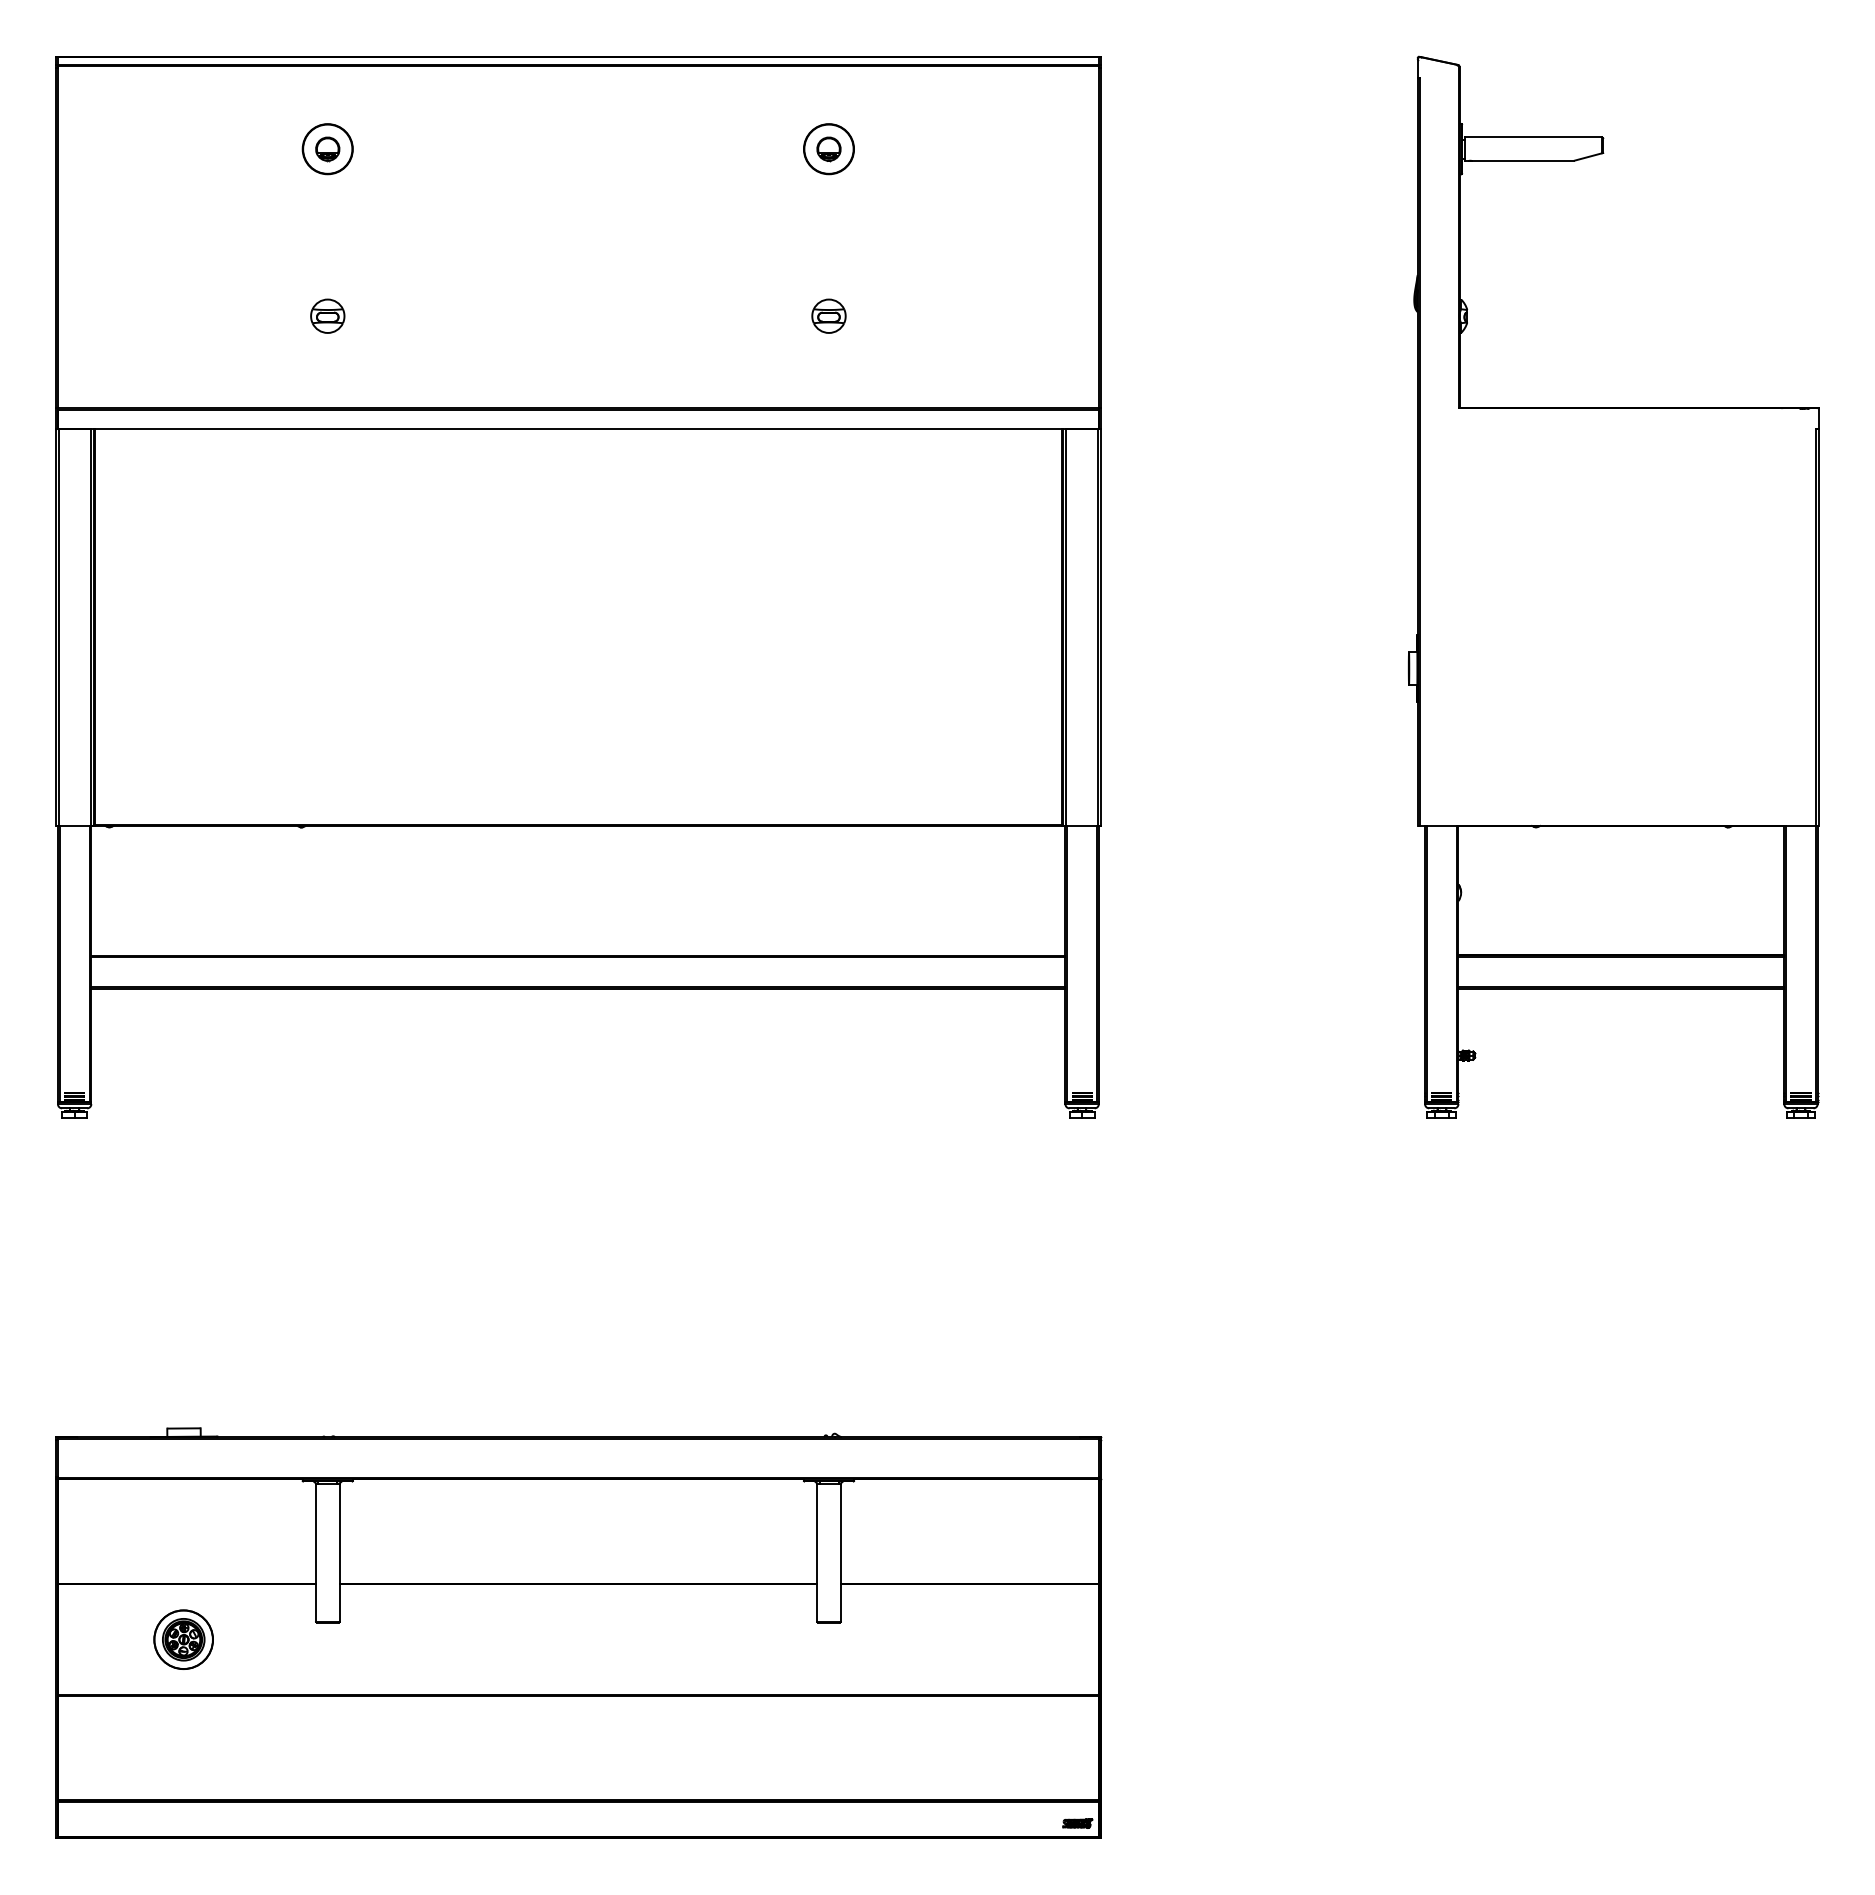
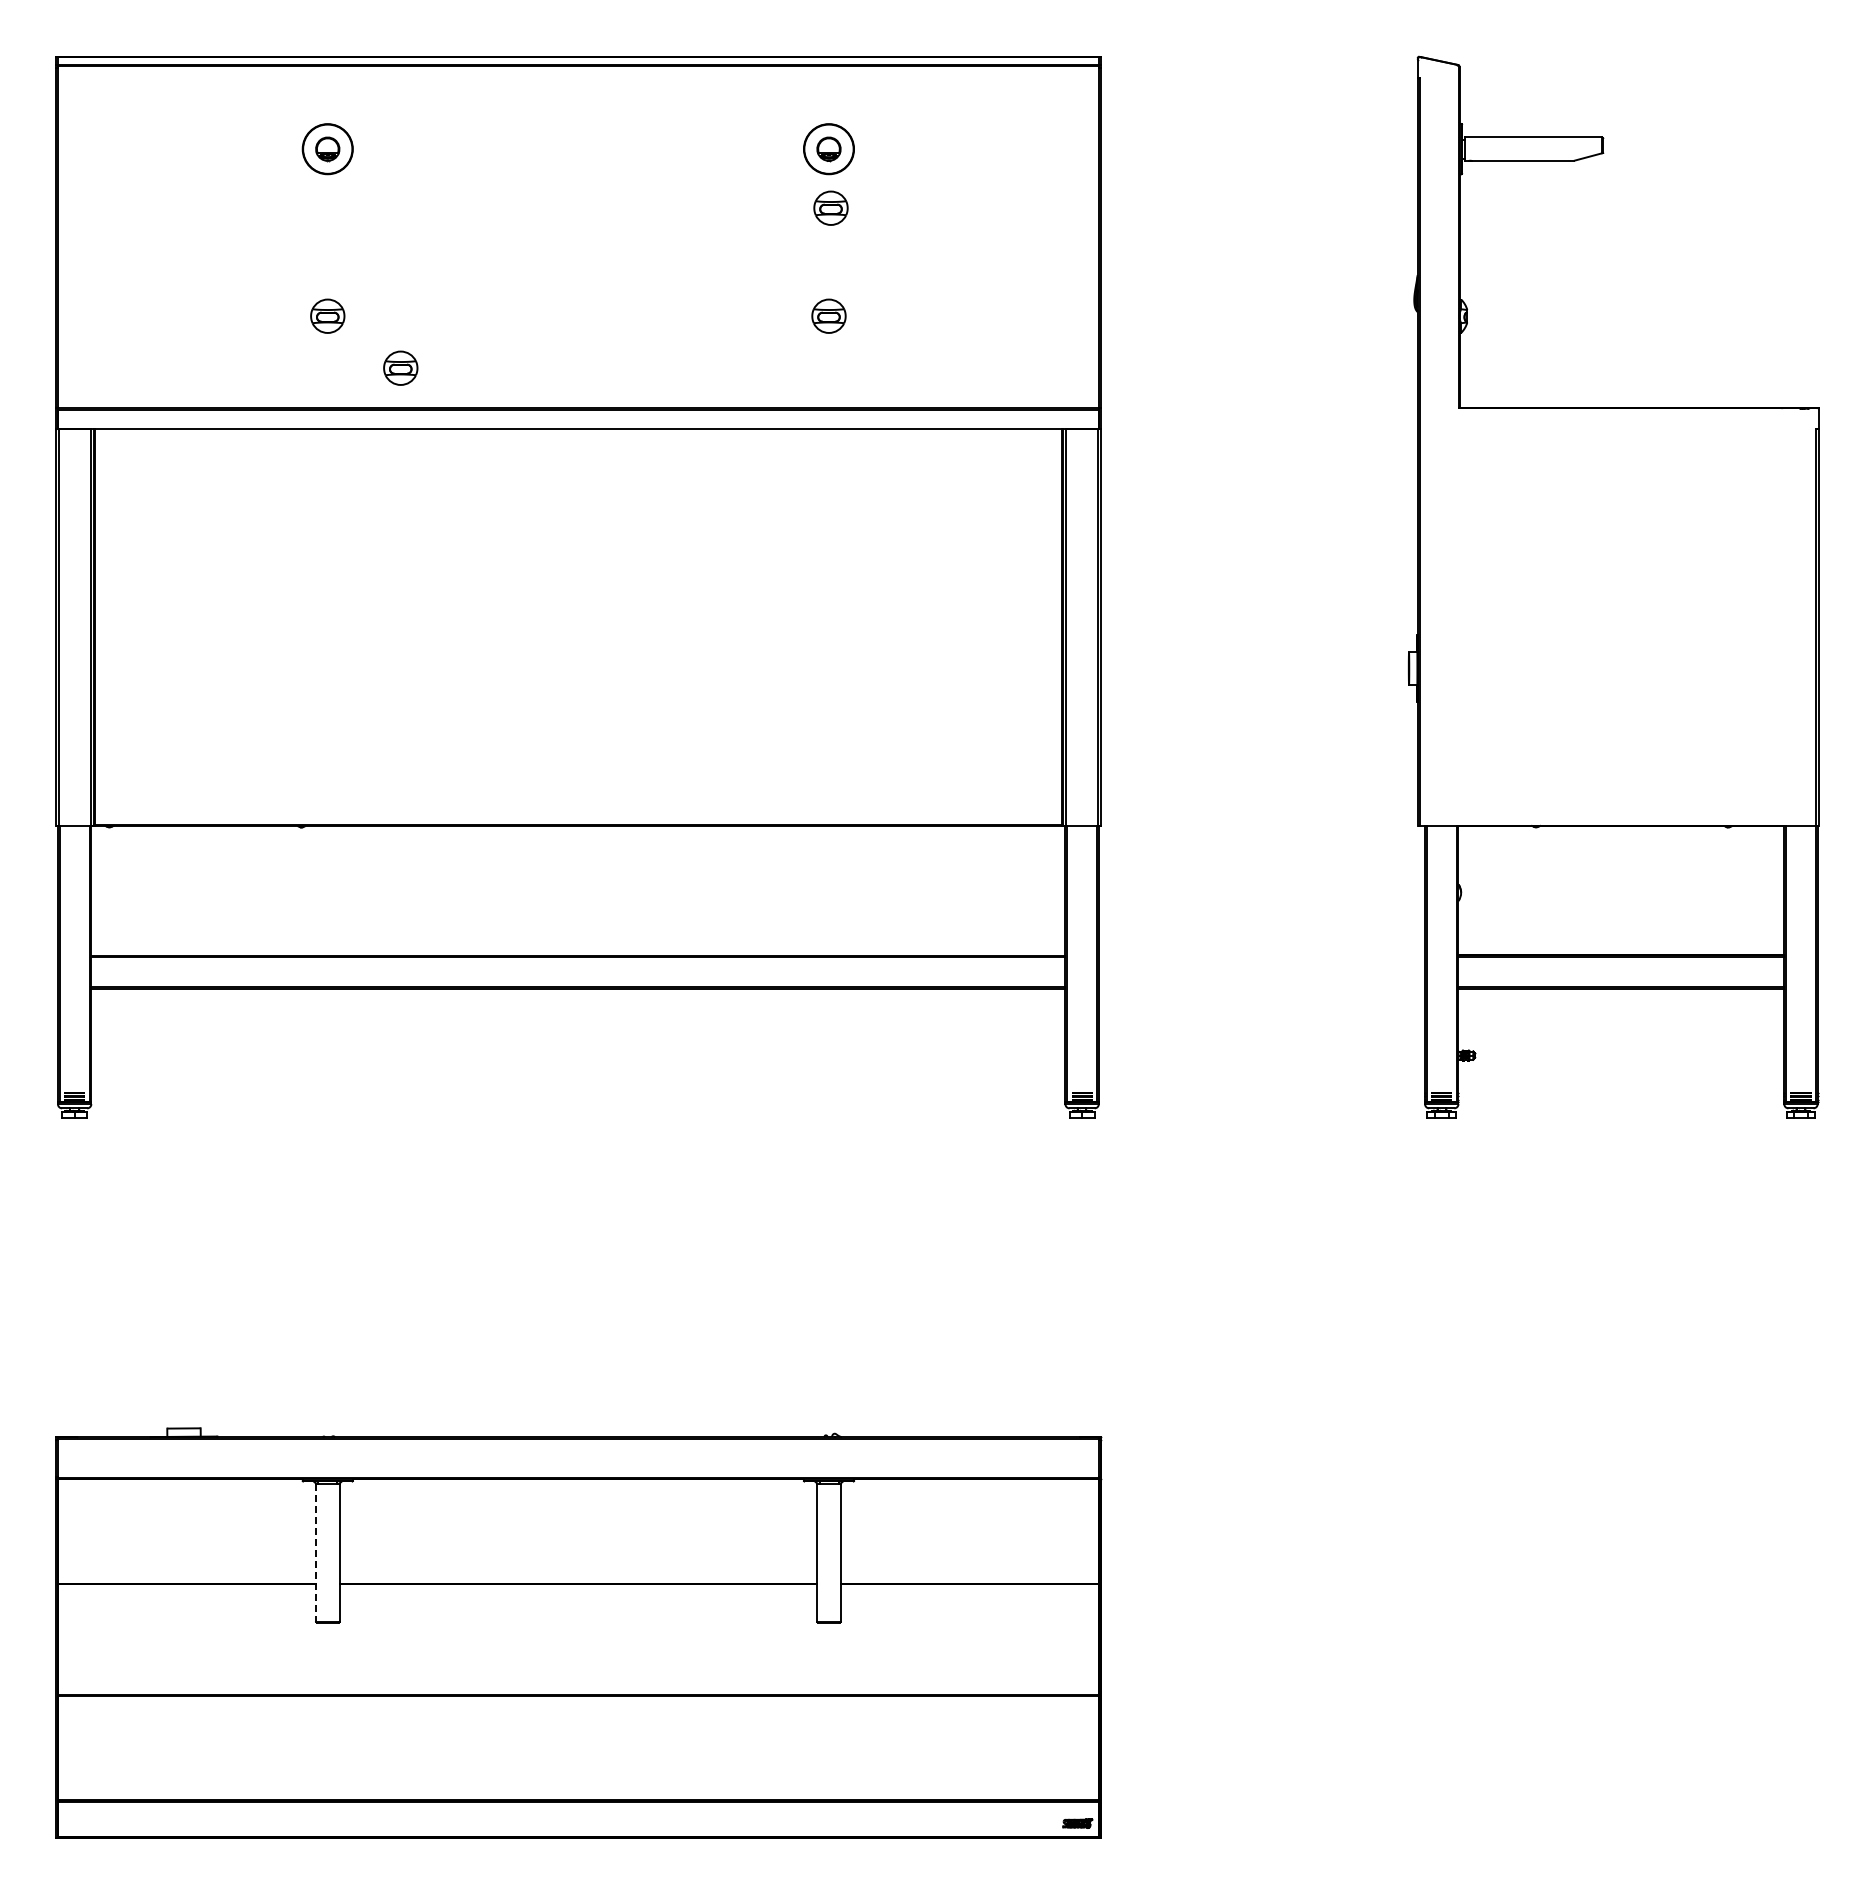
part: none -> present (830, 207)
part: none -> present (400, 367)
line: solid -> dashed (316, 1552)
part: present -> none (183, 1639)
